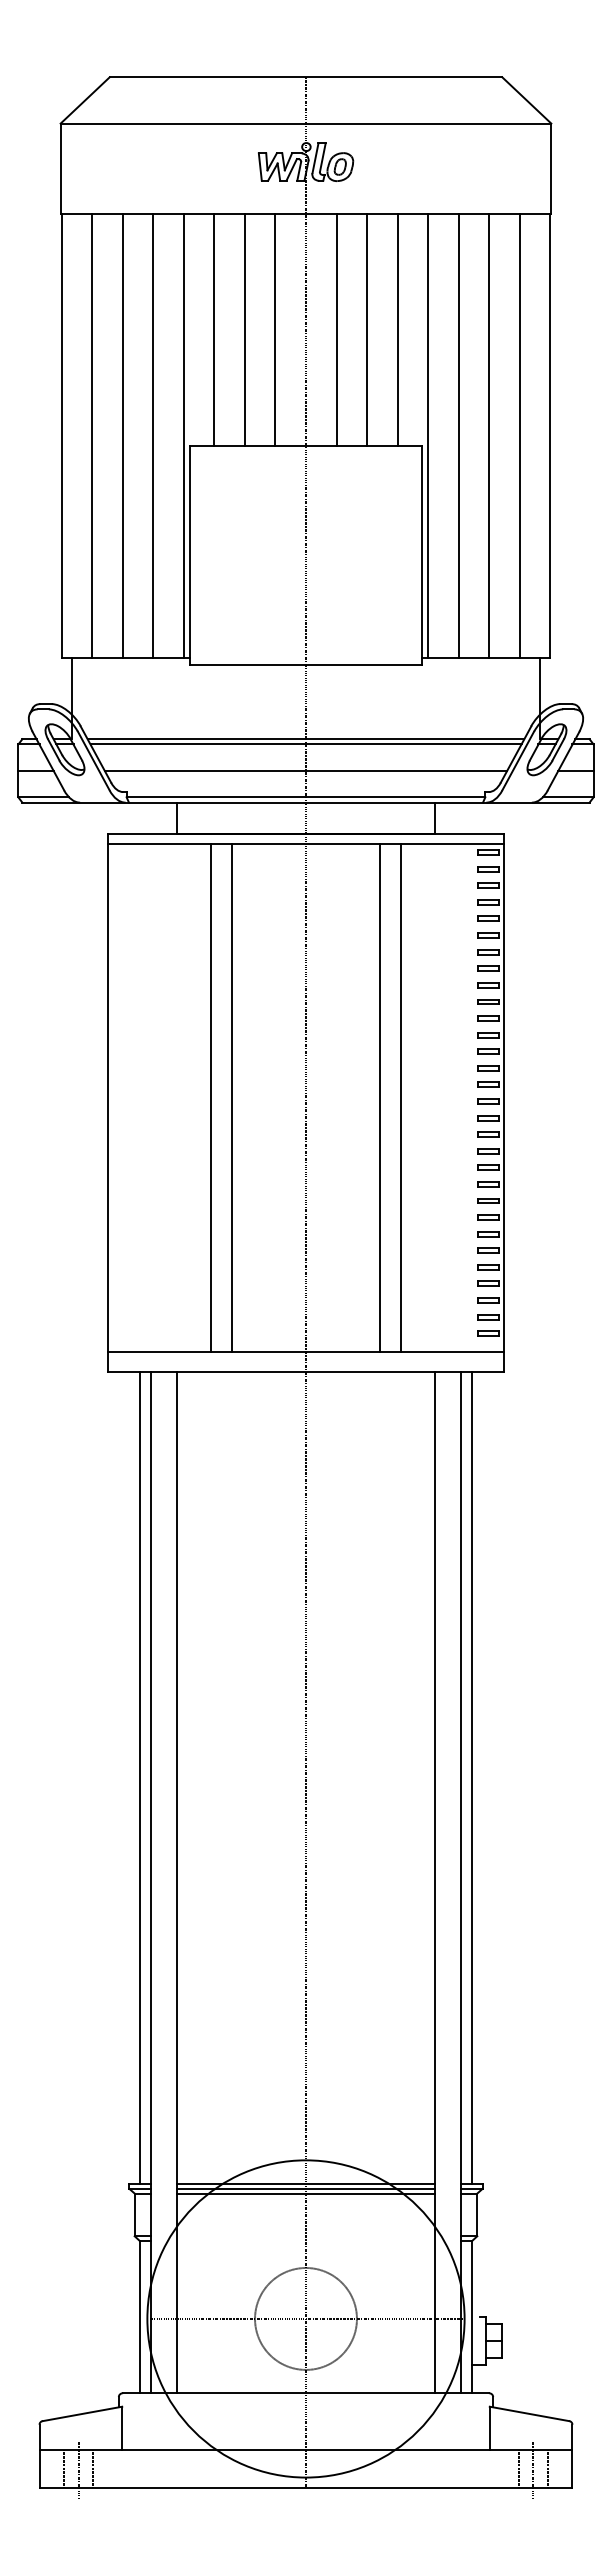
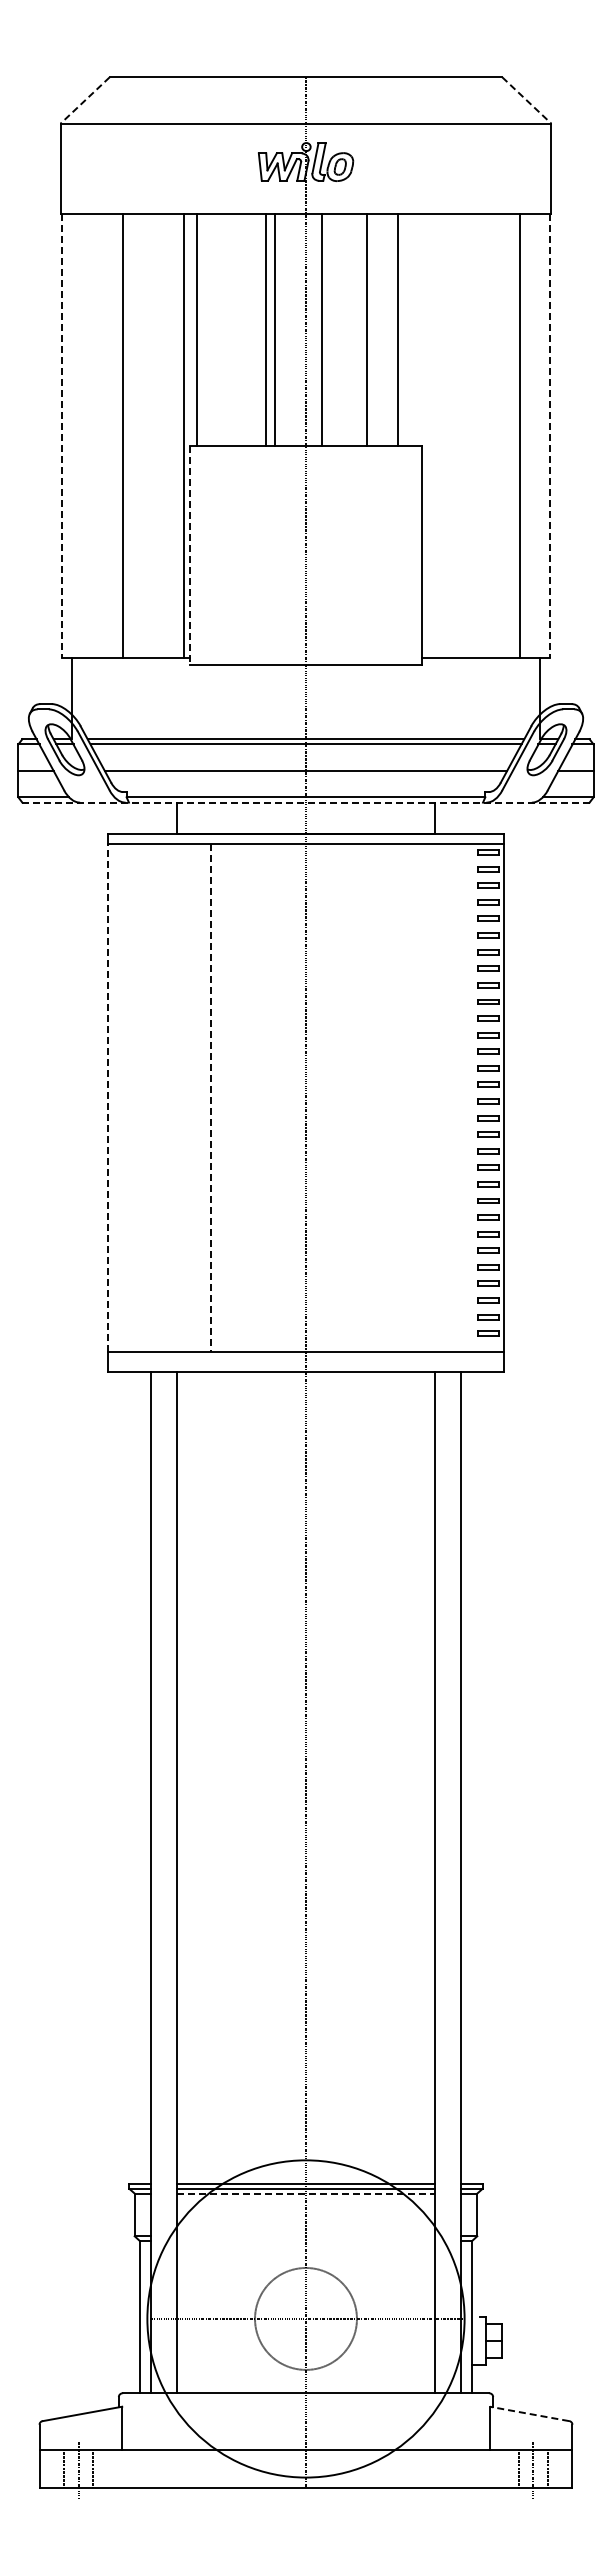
line: solid -> dashed (85, 100)
line: solid -> dashed (526, 100)
line position: (214, 329) -> (197, 329) (197, 329)
line position: (244, 329) -> (265, 329) (265, 329)
line position: (336, 329) -> (321, 329) (321, 329)
line: present -> none (91, 435)
line: present -> none (153, 435)
line: present -> none (428, 435)
line: present -> none (458, 435)
line: present -> none (489, 435)
line: solid -> dashed (61, 436)
line: solid -> dashed (550, 436)
line: solid -> dashed (189, 555)
line: solid -> dashed (306, 802)
line: present -> none (231, 1097)
line: present -> none (380, 1097)
line: present -> none (401, 1097)
line: solid -> dashed (108, 1098)
line: solid -> dashed (210, 1098)
line: present -> none (139, 1777)
line: present -> none (472, 1777)
line: solid -> dashed (306, 2193)
line: solid -> dashed (528, 2413)
